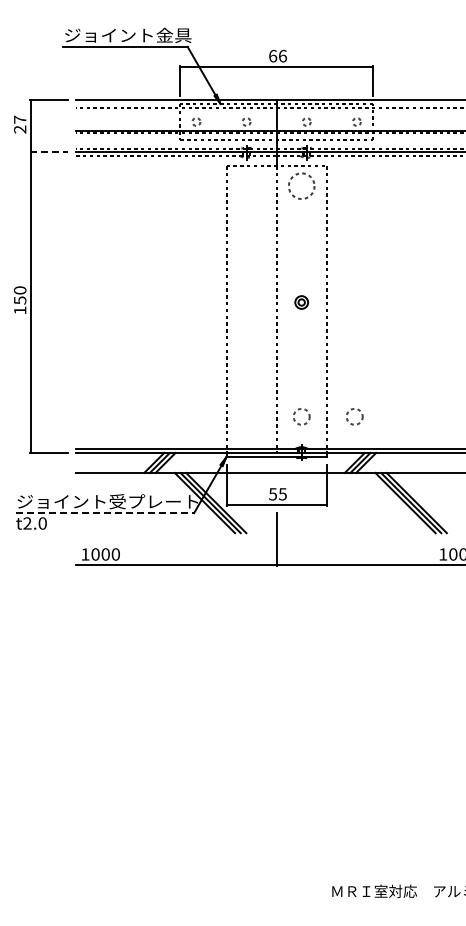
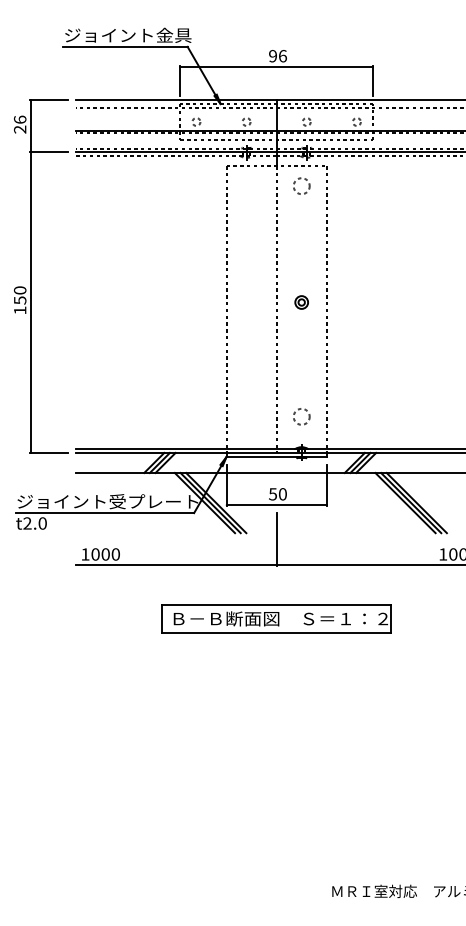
text: 66 -> 96 (273, 56)
text: 27 -> 26 (20, 119)
line: dashed -> solid (49, 152)
circle diameter: 26 px -> 16 px (301, 186)
circle: present -> none (354, 416)
text: 55 -> 50 (282, 494)
line: dashed -> solid (105, 513)
part: none -> present (276, 618)
